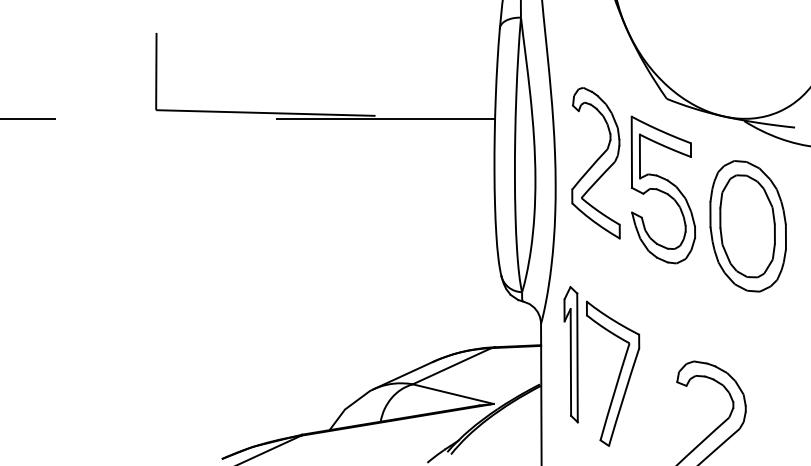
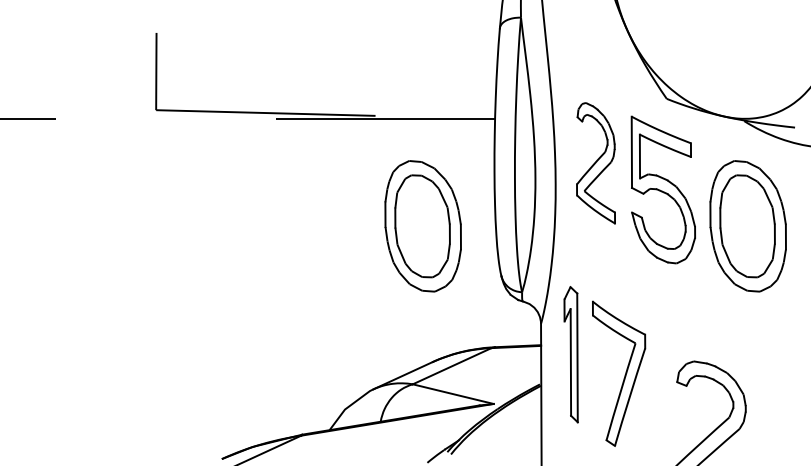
part size: 50x153 px -> 40x123 px (595, 163)
part: none -> present (422, 226)
part position: (613, 373) -> (619, 373) (619, 373)
